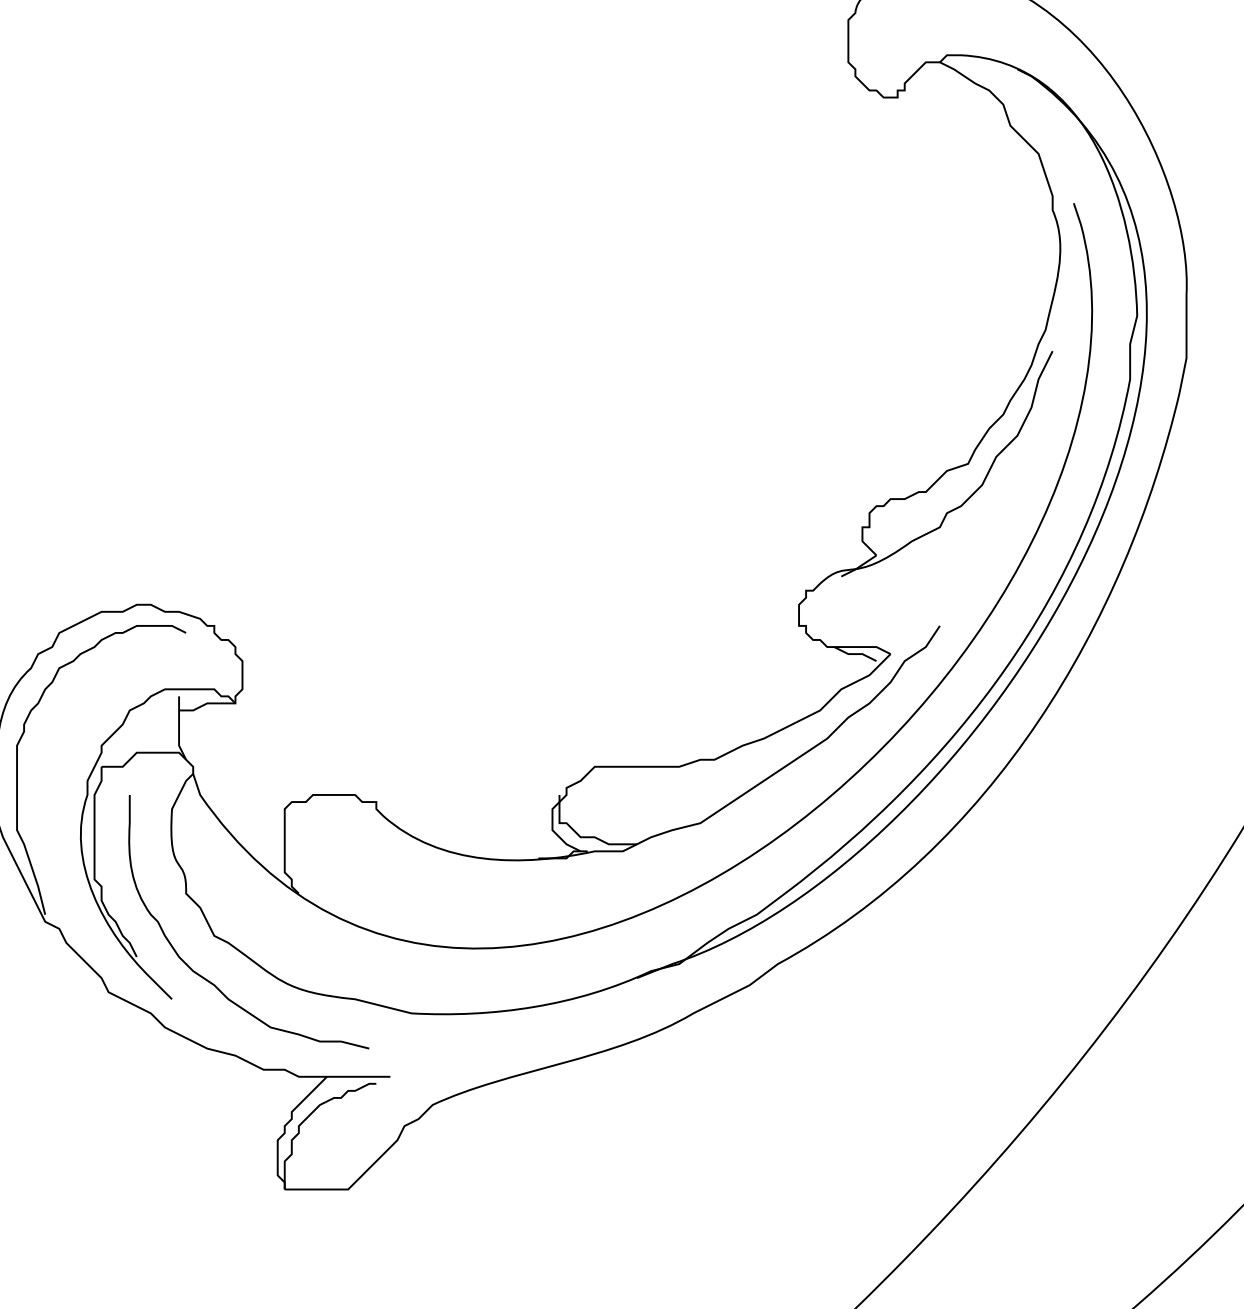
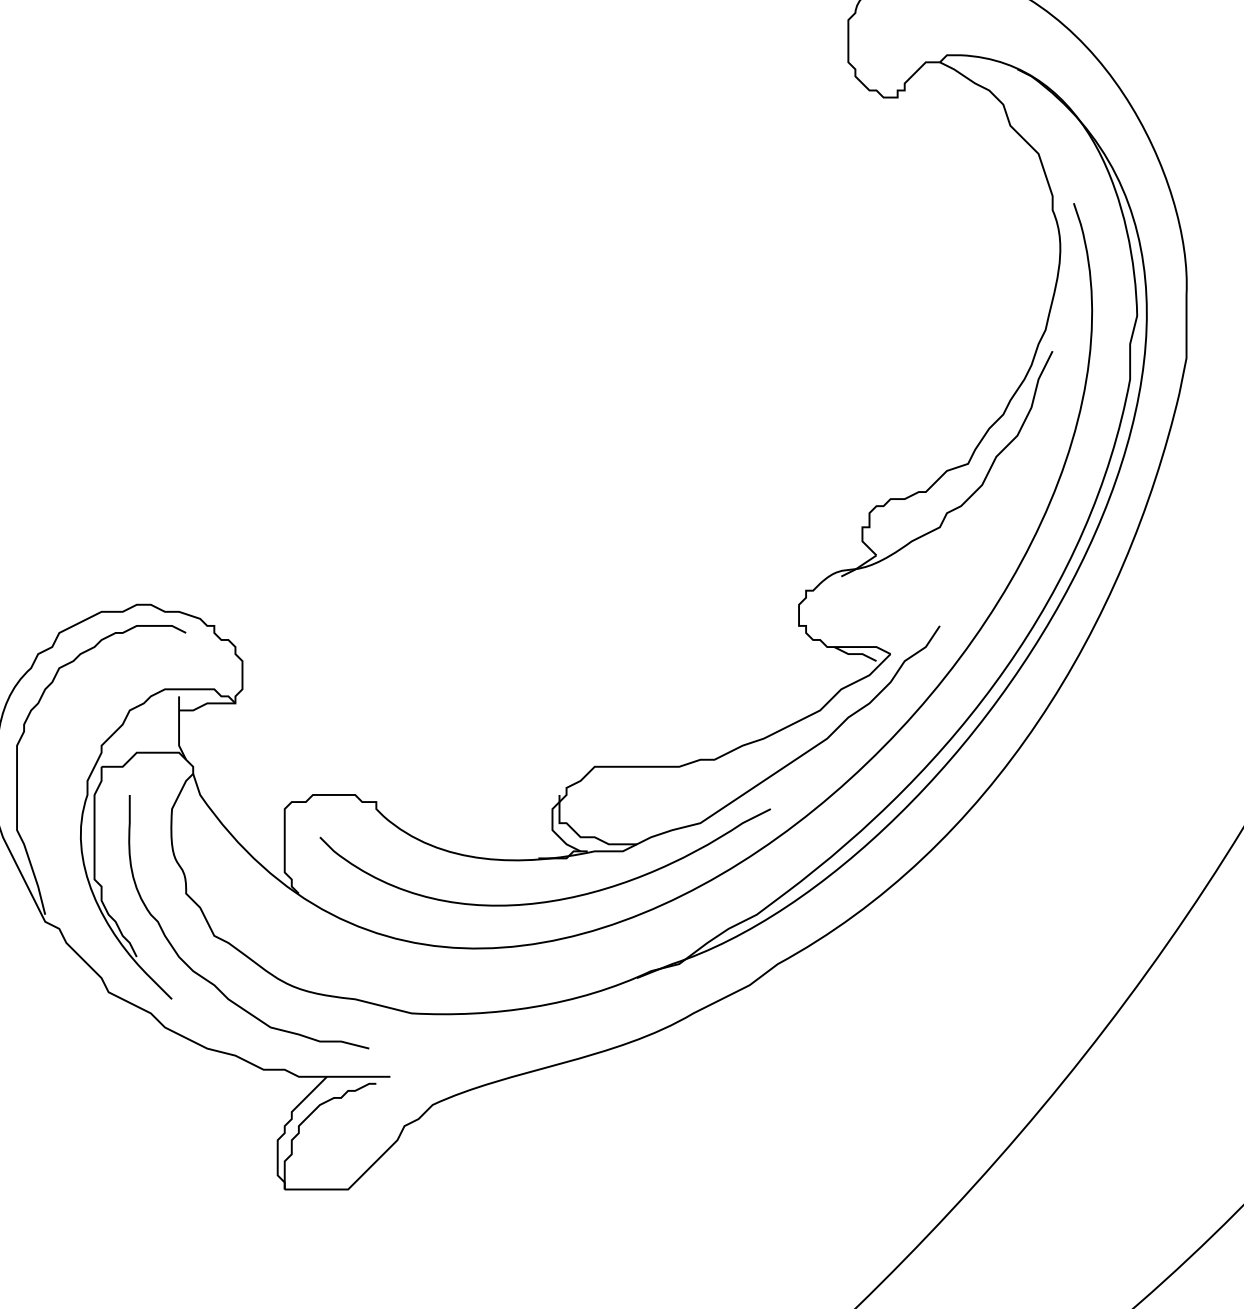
curve: none -> present (554, 899)
